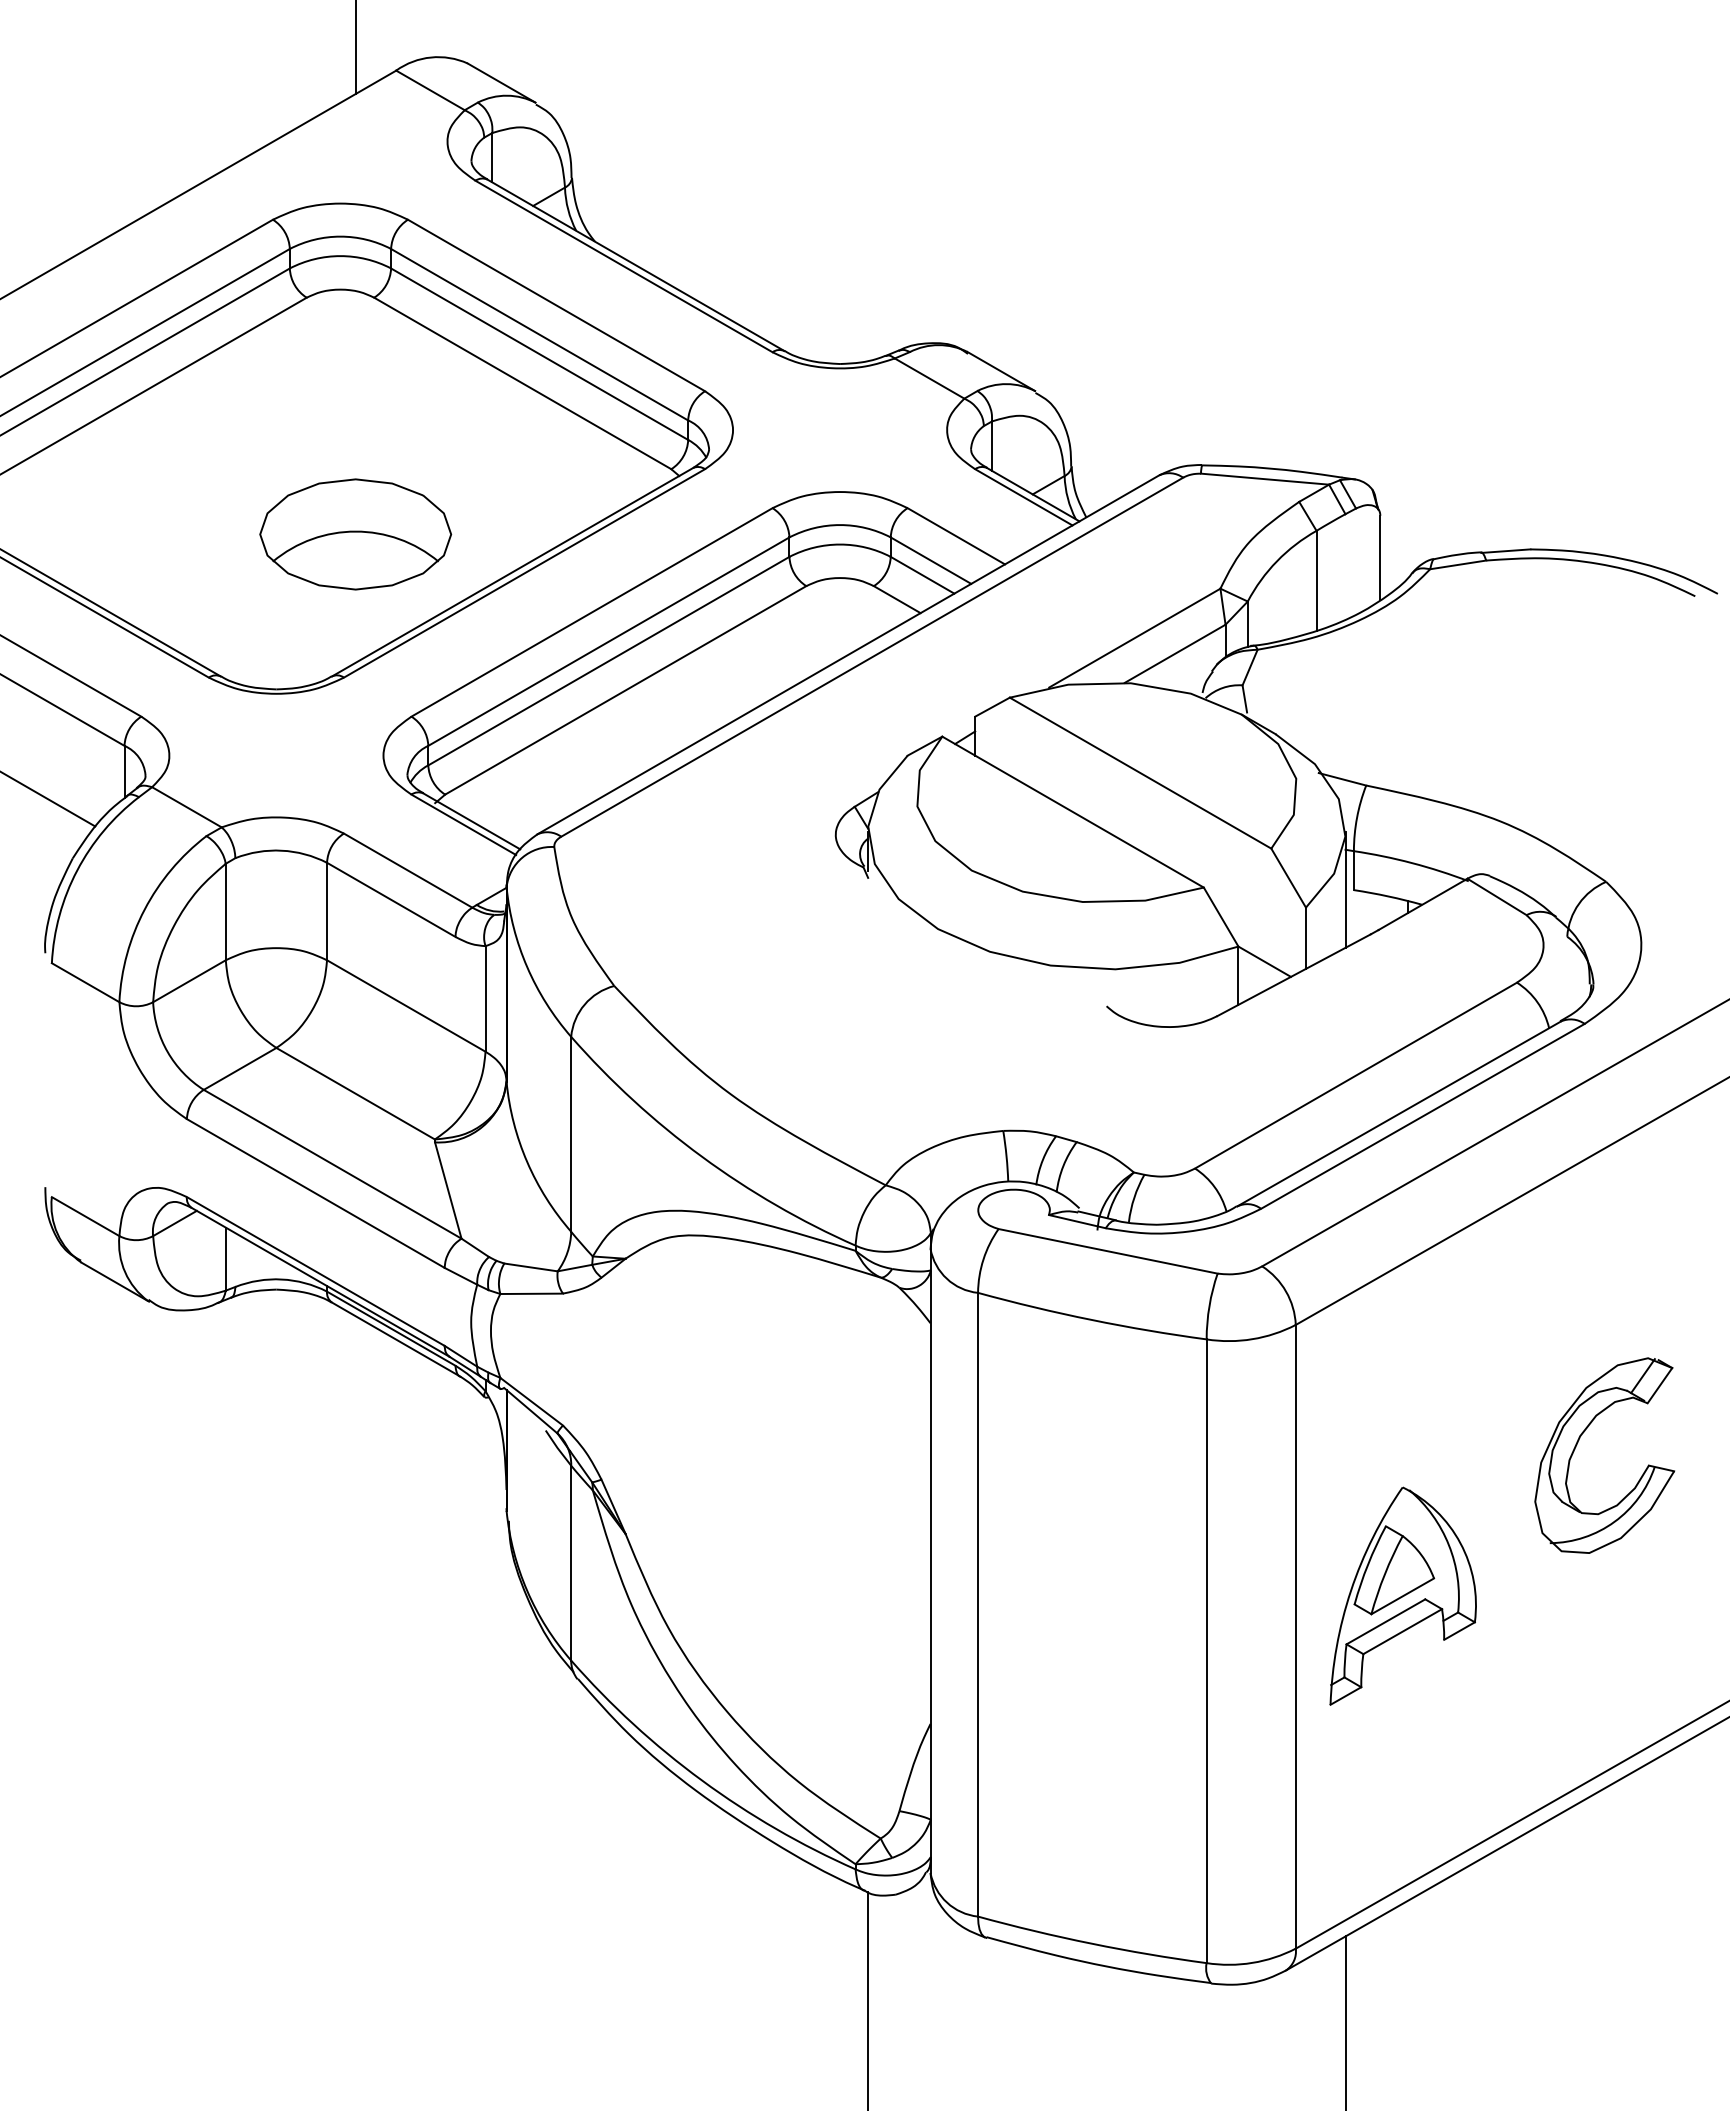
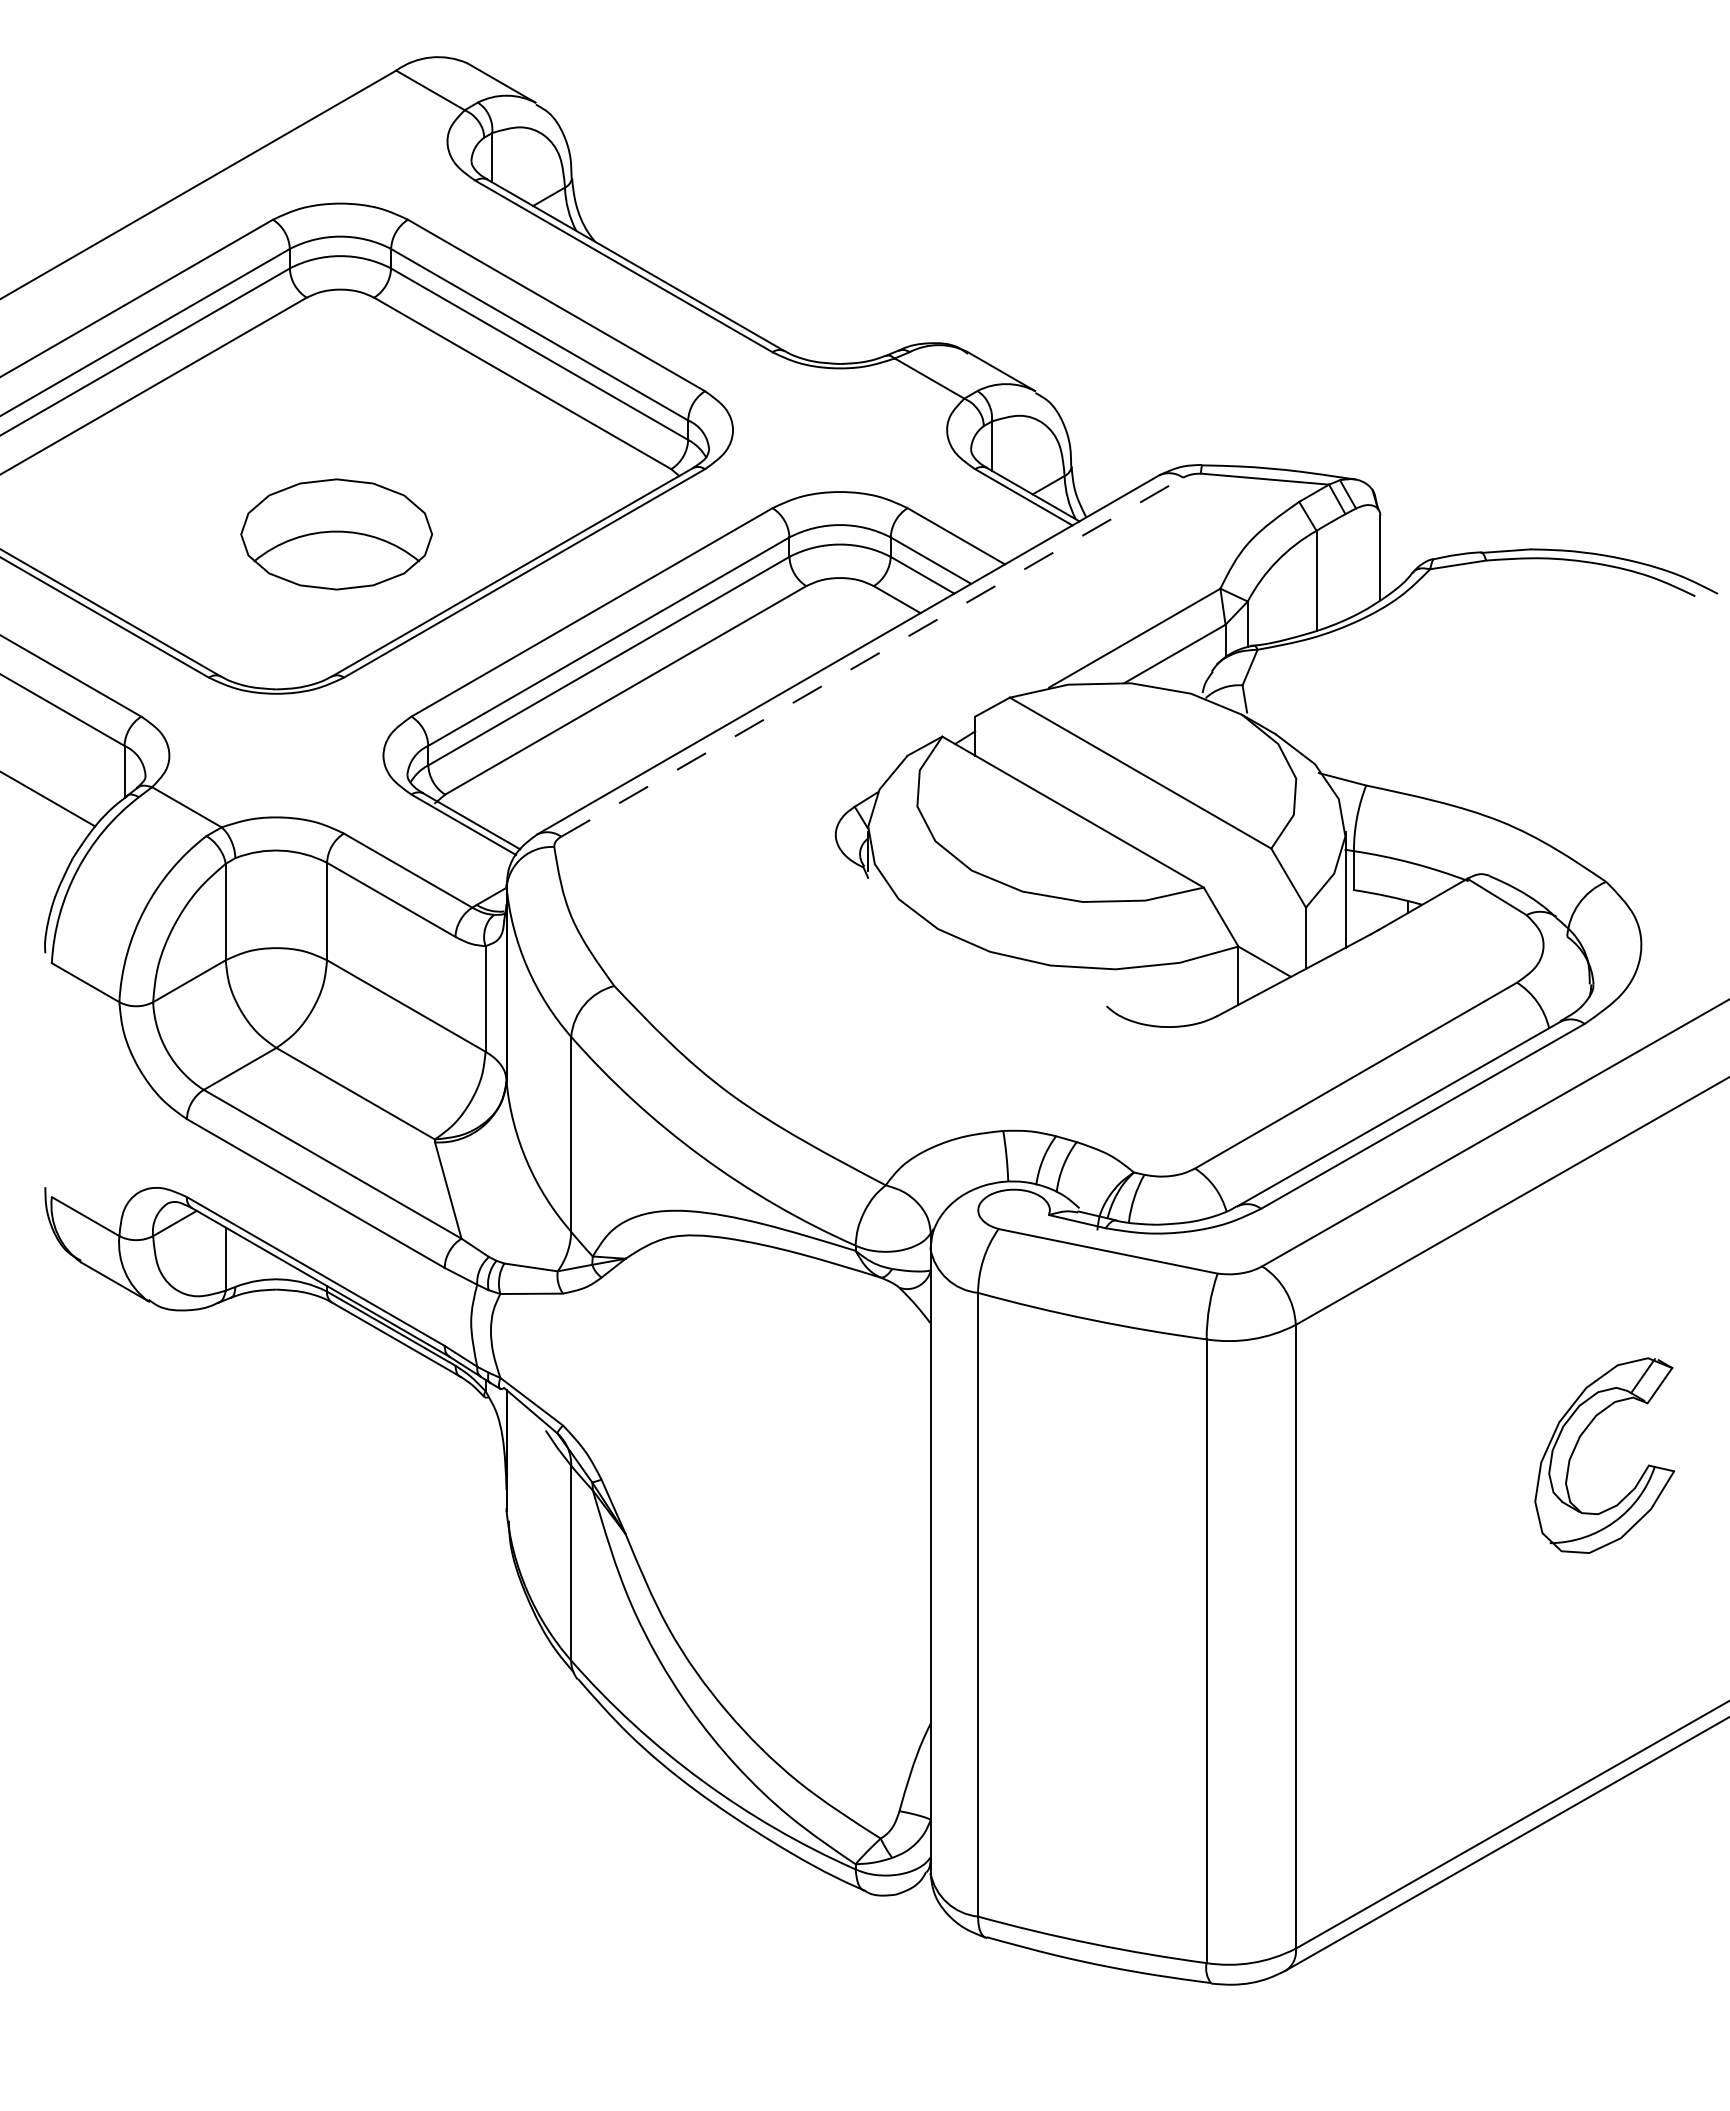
line: present -> none (355, 48)
part position: (355, 534) -> (336, 534) (336, 534)
line: solid -> dashed (872, 656)
part: present -> none (1402, 1595)
line: present -> none (868, 1999)
line: present -> none (1345, 2021)
